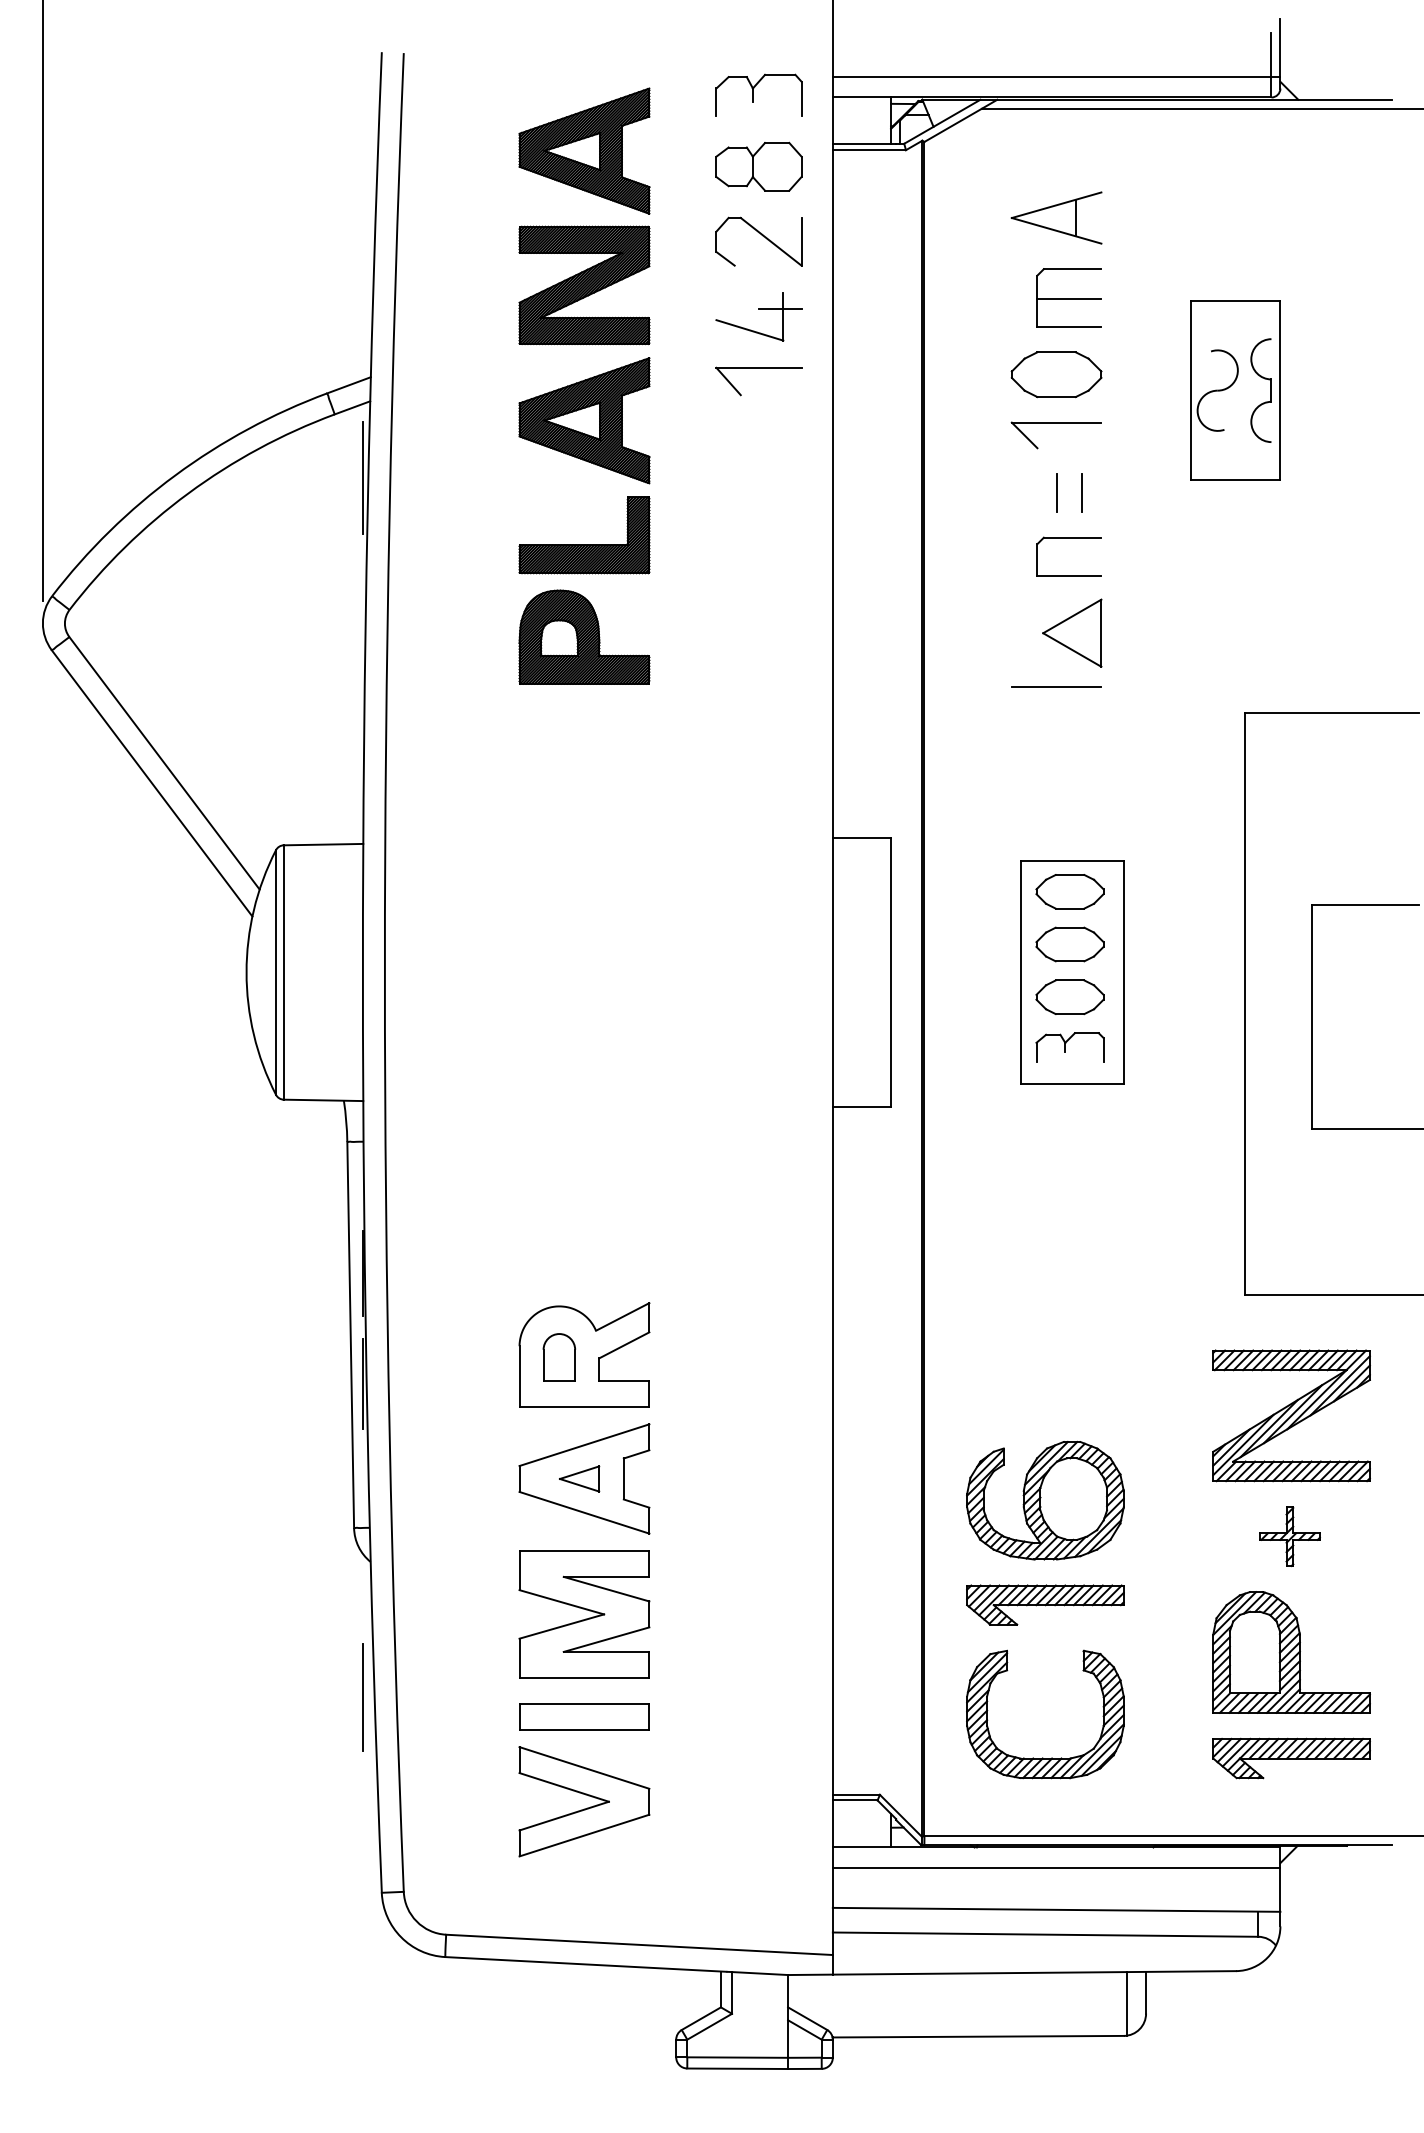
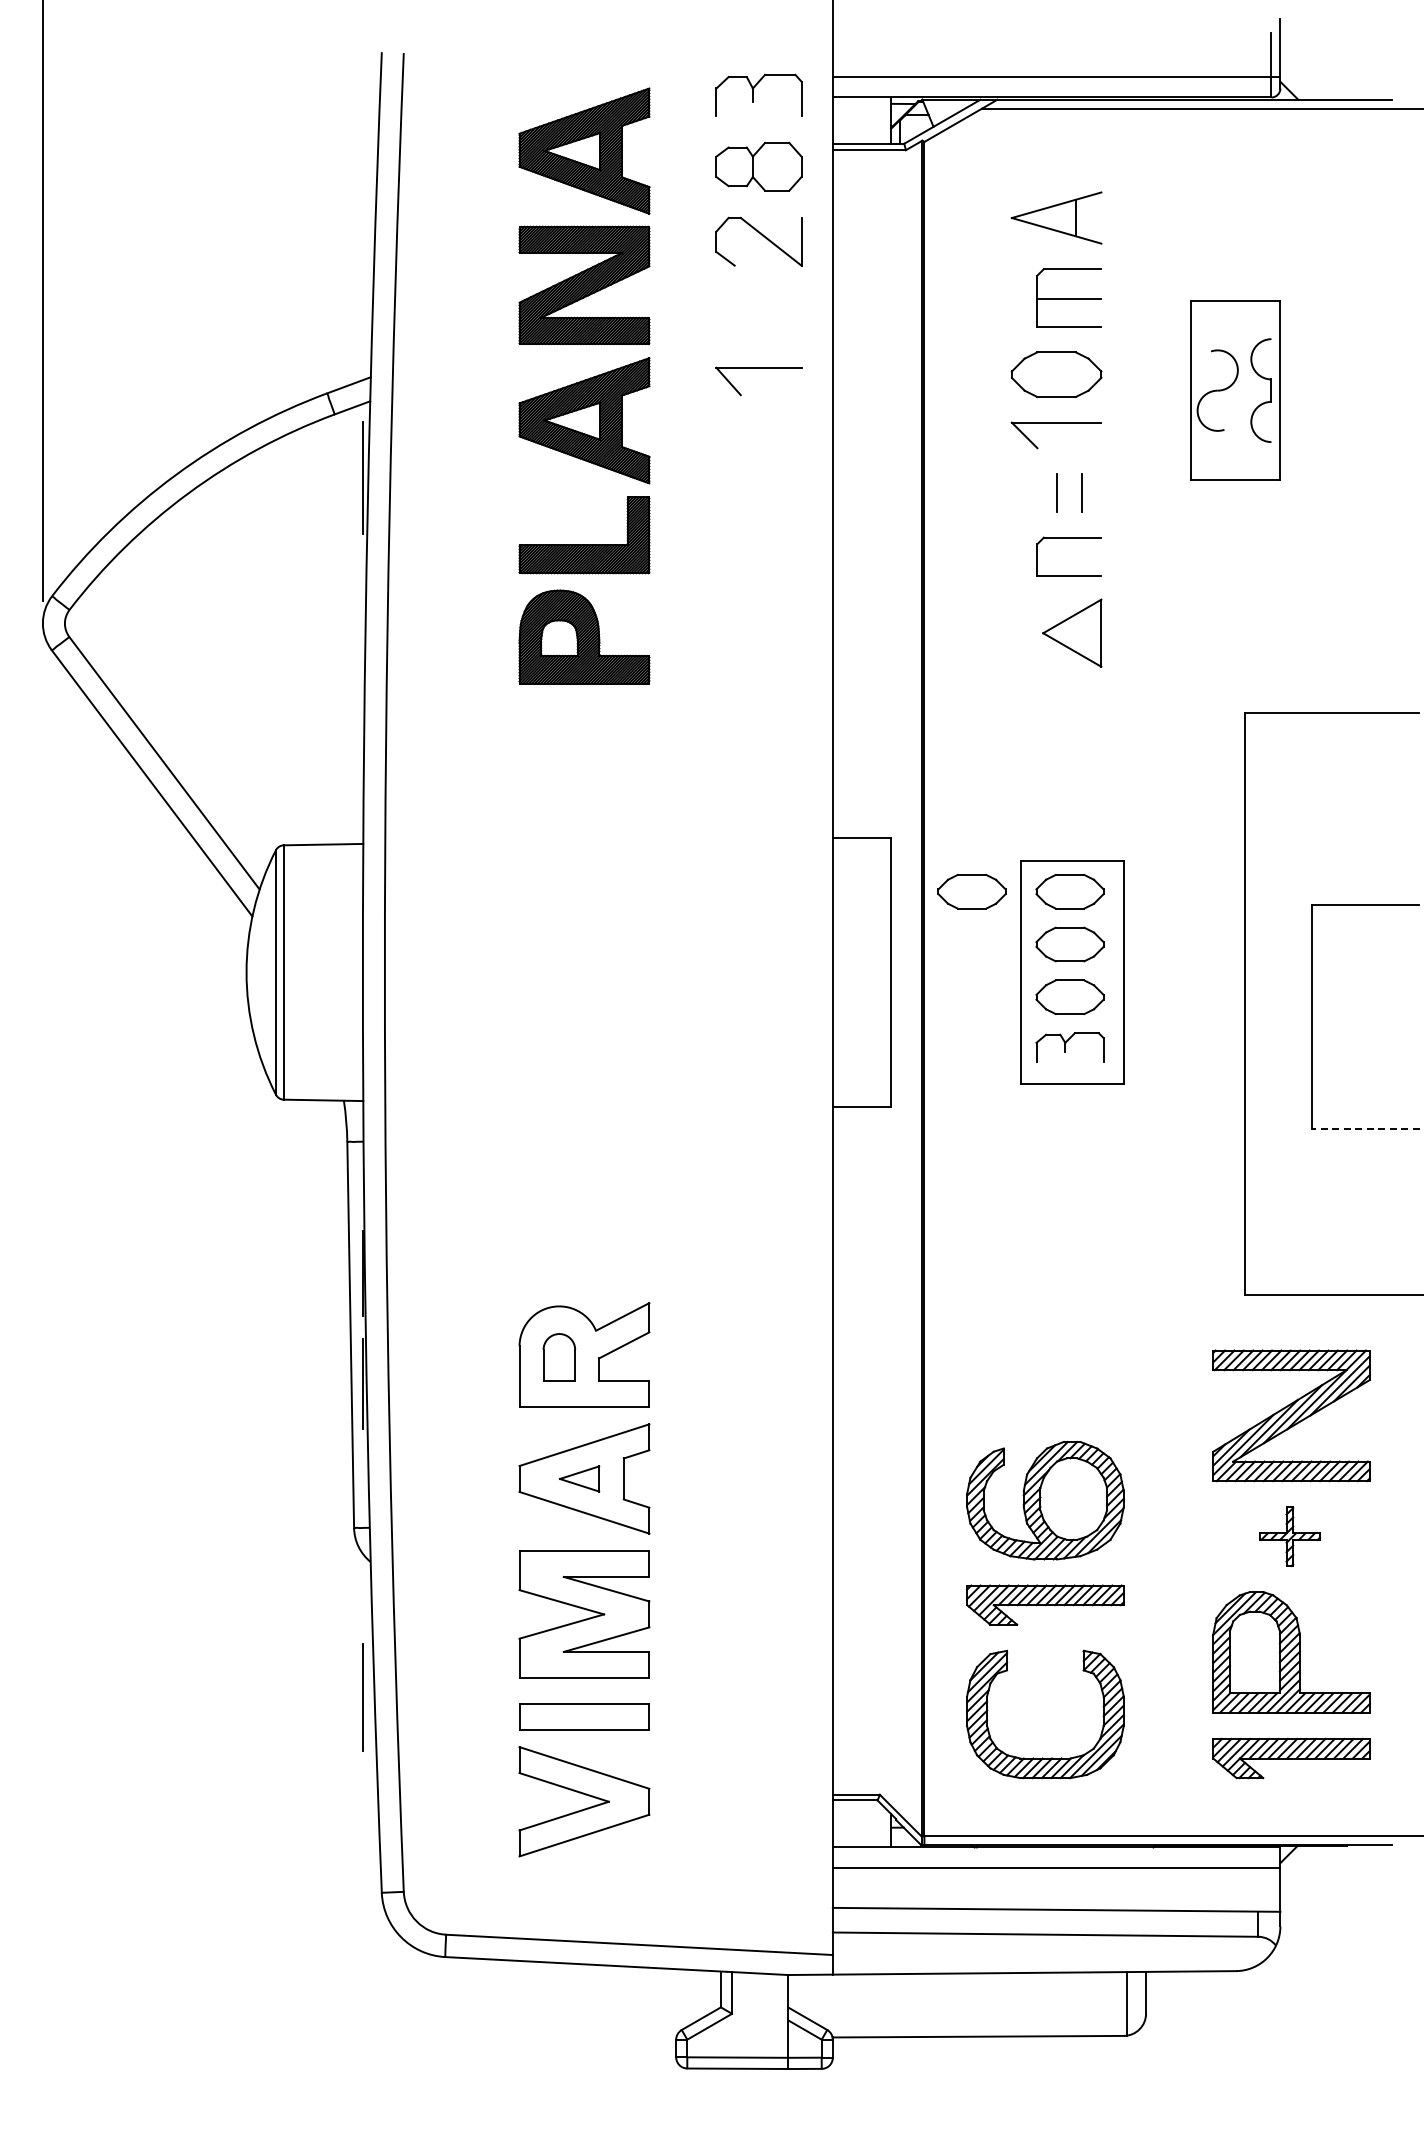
part: present -> none (758, 309)
line: present -> none (1056, 686)
part: none -> present (971, 891)
line: solid -> dashed (1367, 1129)
